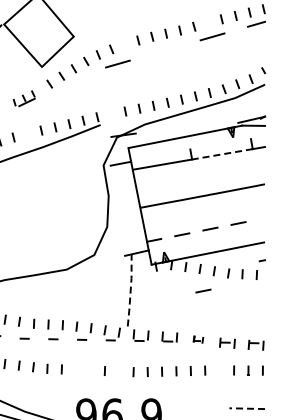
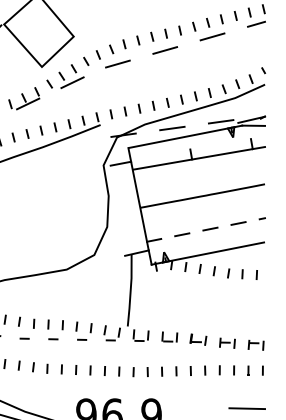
line: none -> present (208, 22)
line: none -> present (124, 44)
line: none -> present (165, 50)
line: none -> present (72, 82)
part size: 24x18 px -> 33x24 px (24, 98)
line: none -> present (111, 114)
line: none -> present (220, 121)
line: none -> present (172, 128)
line: none -> present (27, 133)
line: dashed -> solid (223, 154)
line position: (261, 260) -> (261, 218) (261, 218)
line: dashed -> solid (130, 290)
line: present -> none (203, 290)
part size: 13x9 px -> 19x13 px (198, 339)
line: none -> present (76, 369)
line: none -> present (90, 370)
line: none -> present (219, 370)
line: none -> present (119, 371)
line: dashed -> solid (247, 408)
